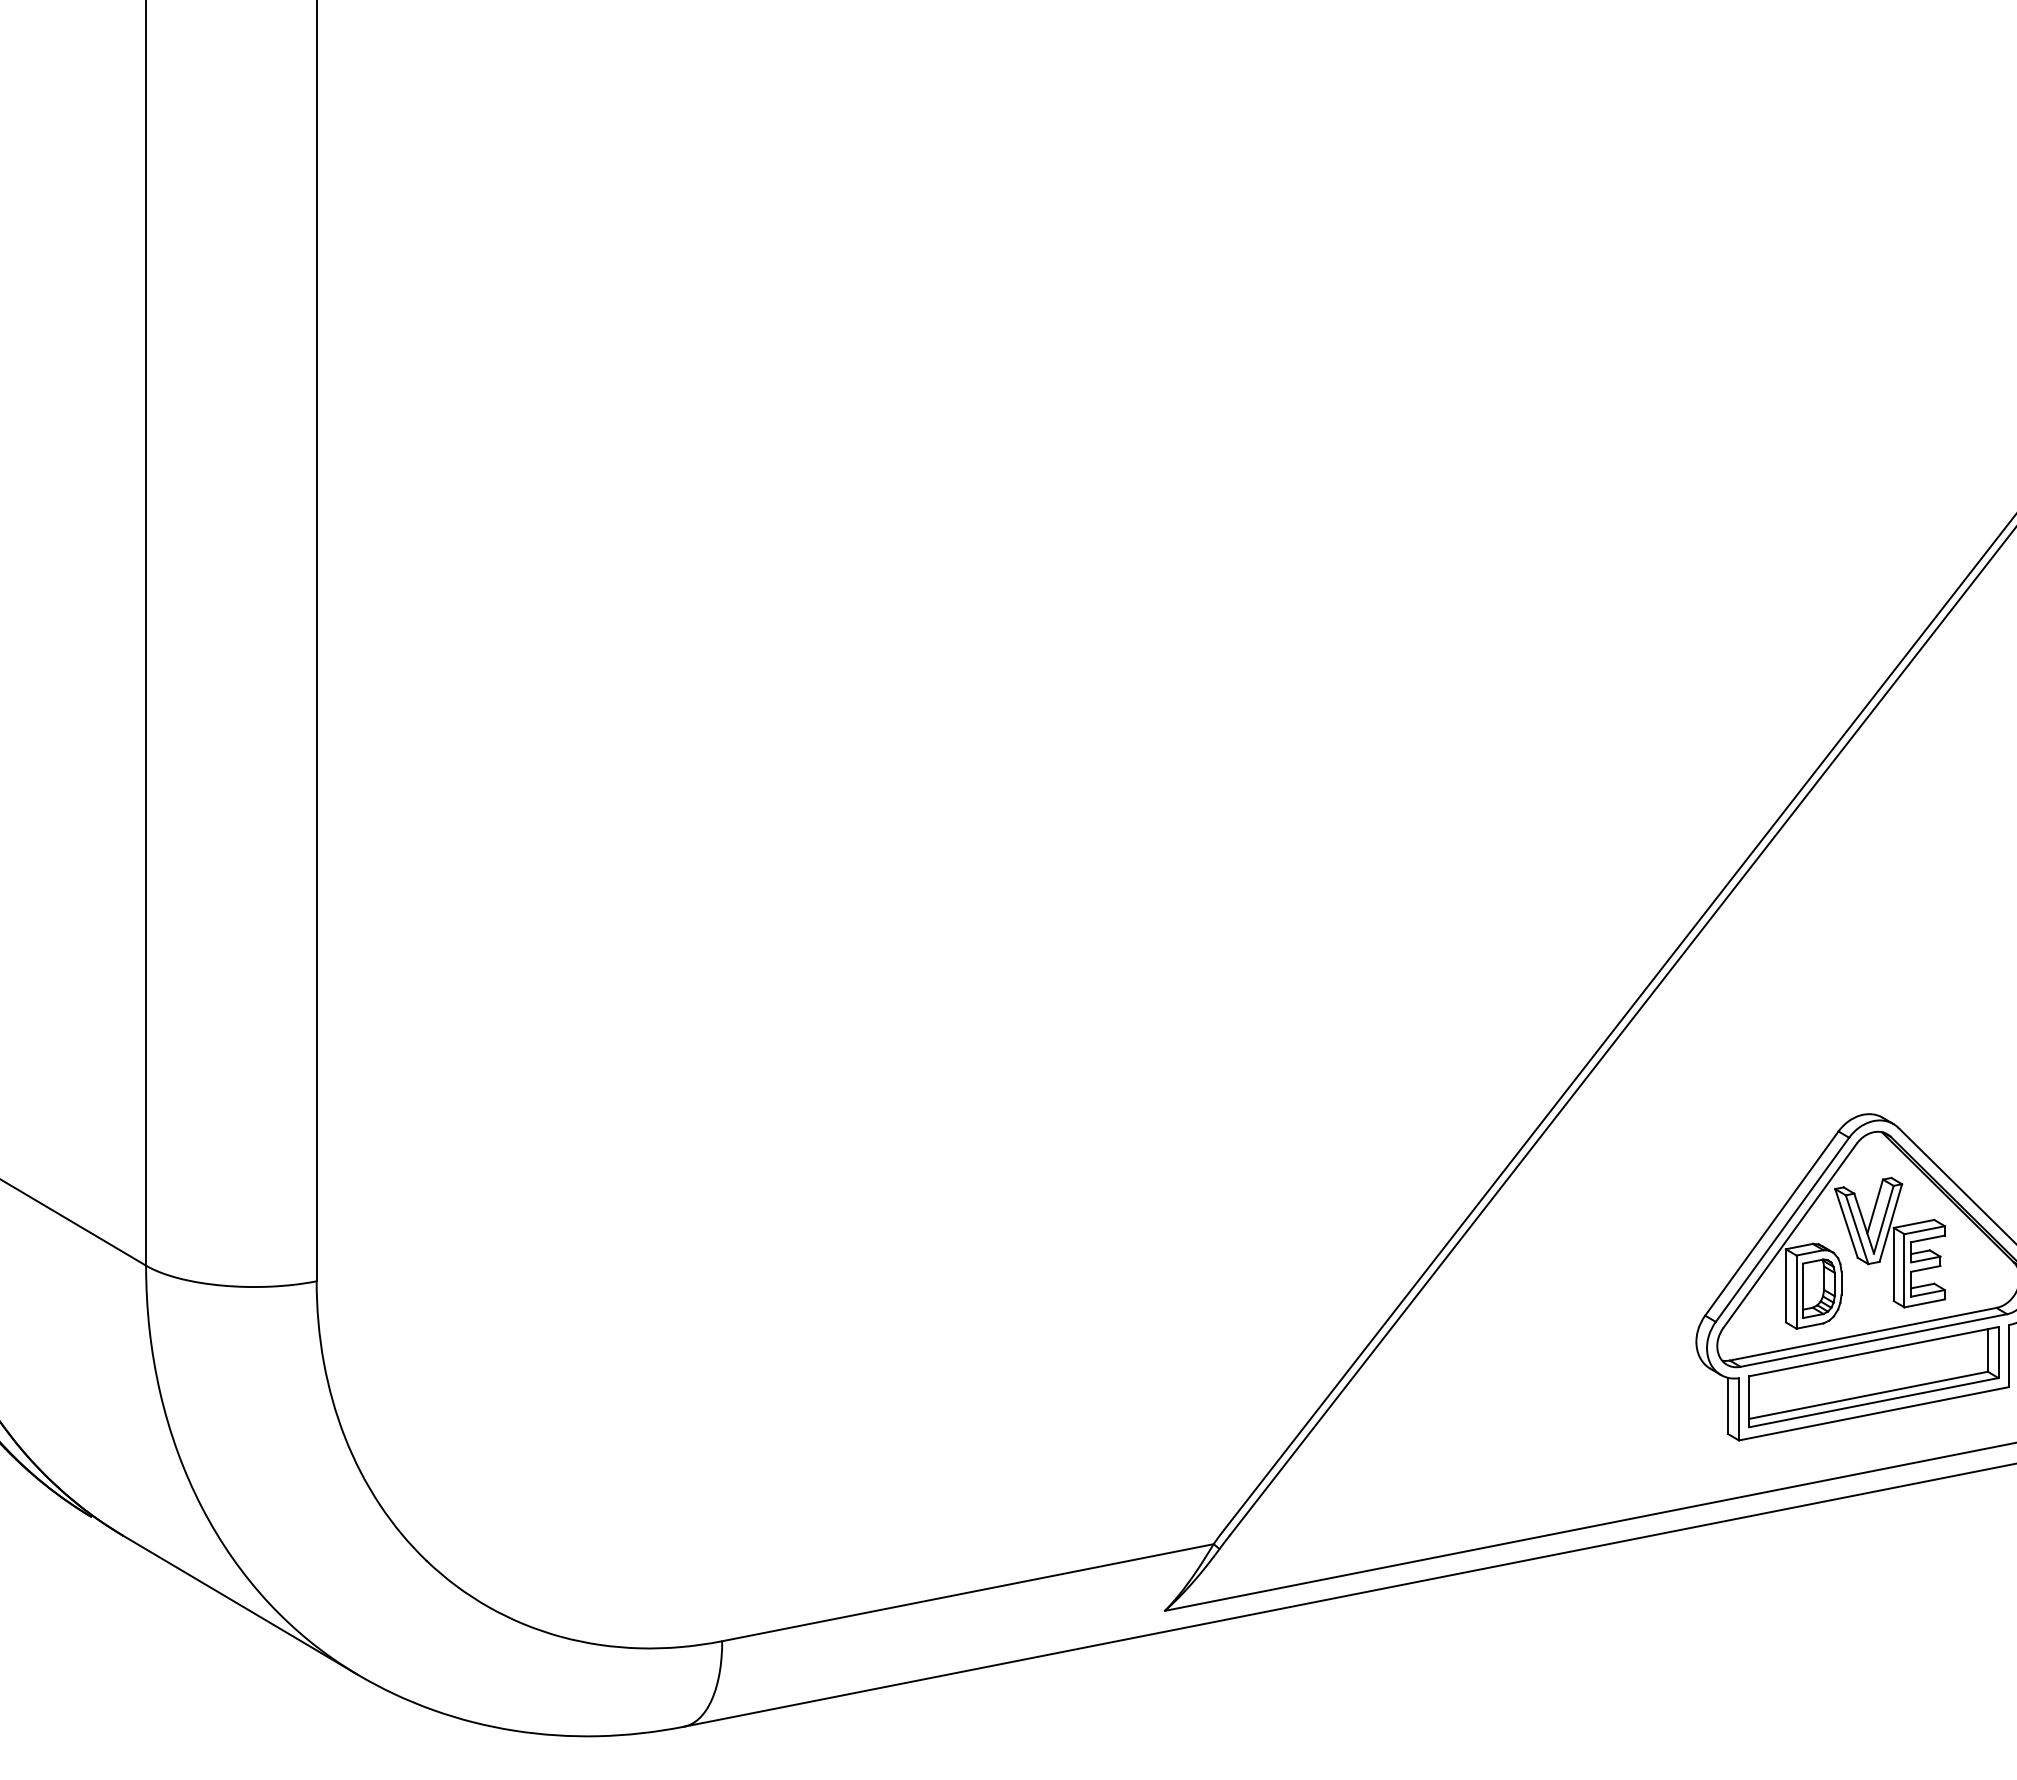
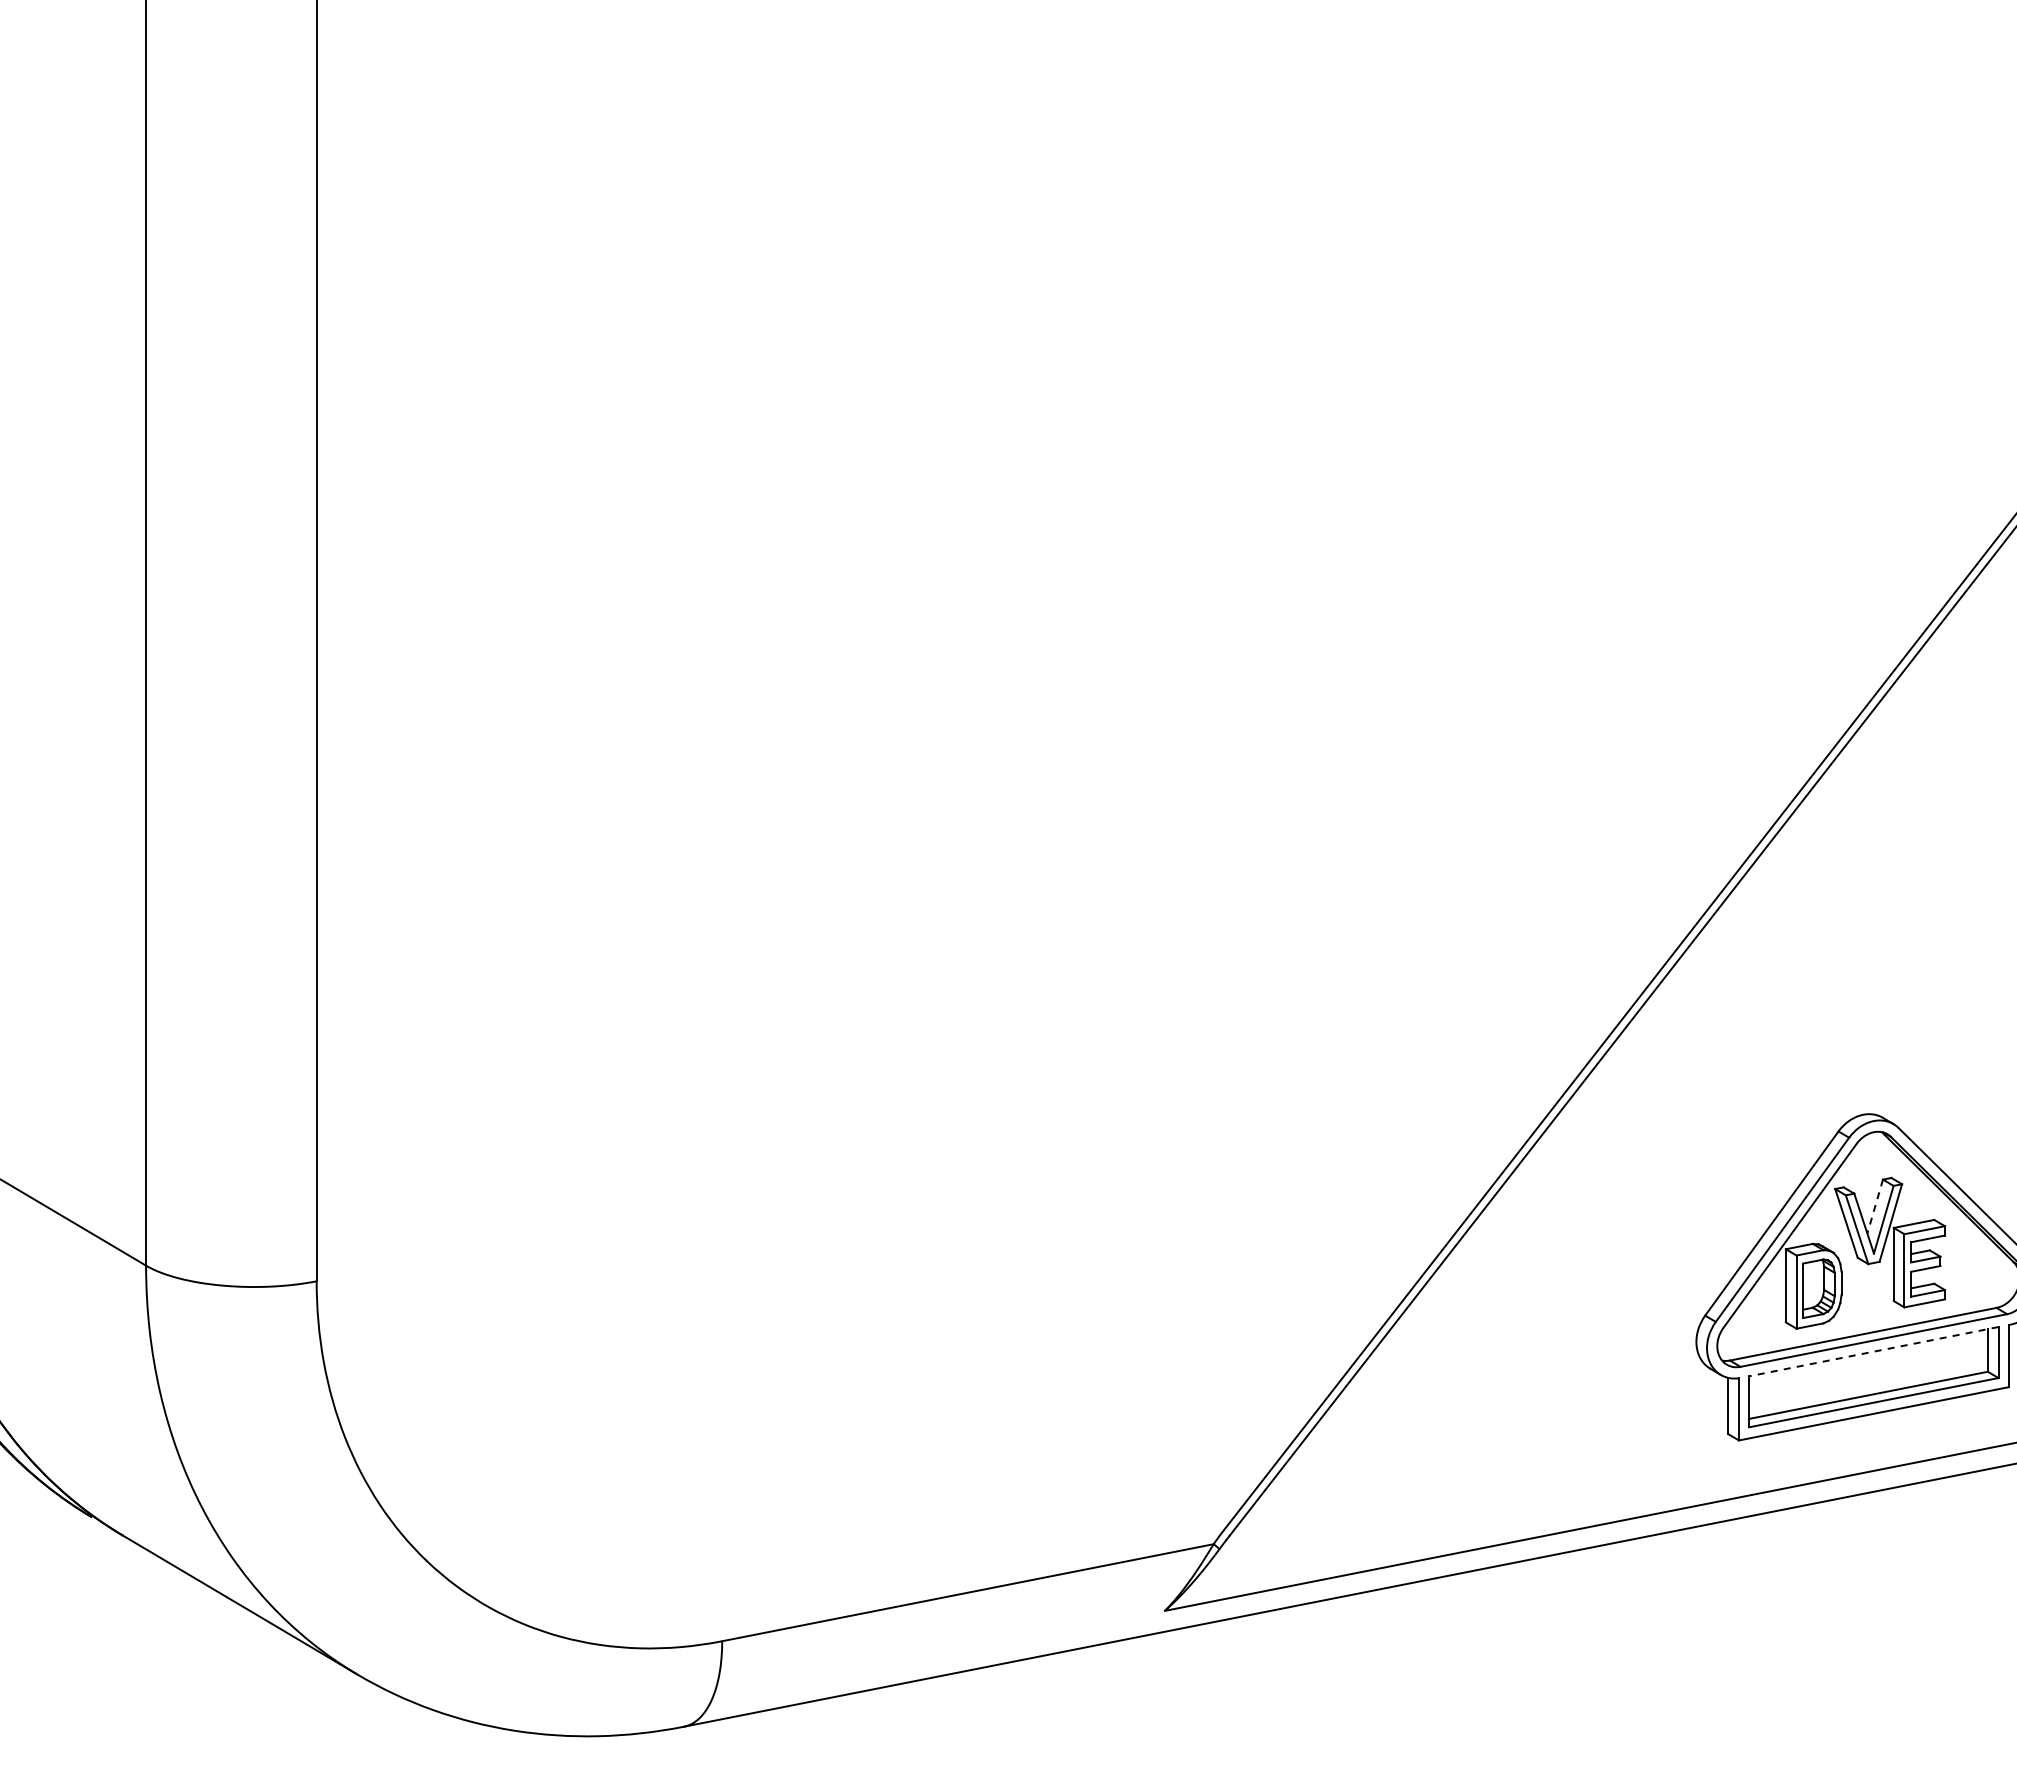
line: solid -> dashed (1875, 1207)
line: solid -> dashed (1873, 1351)
